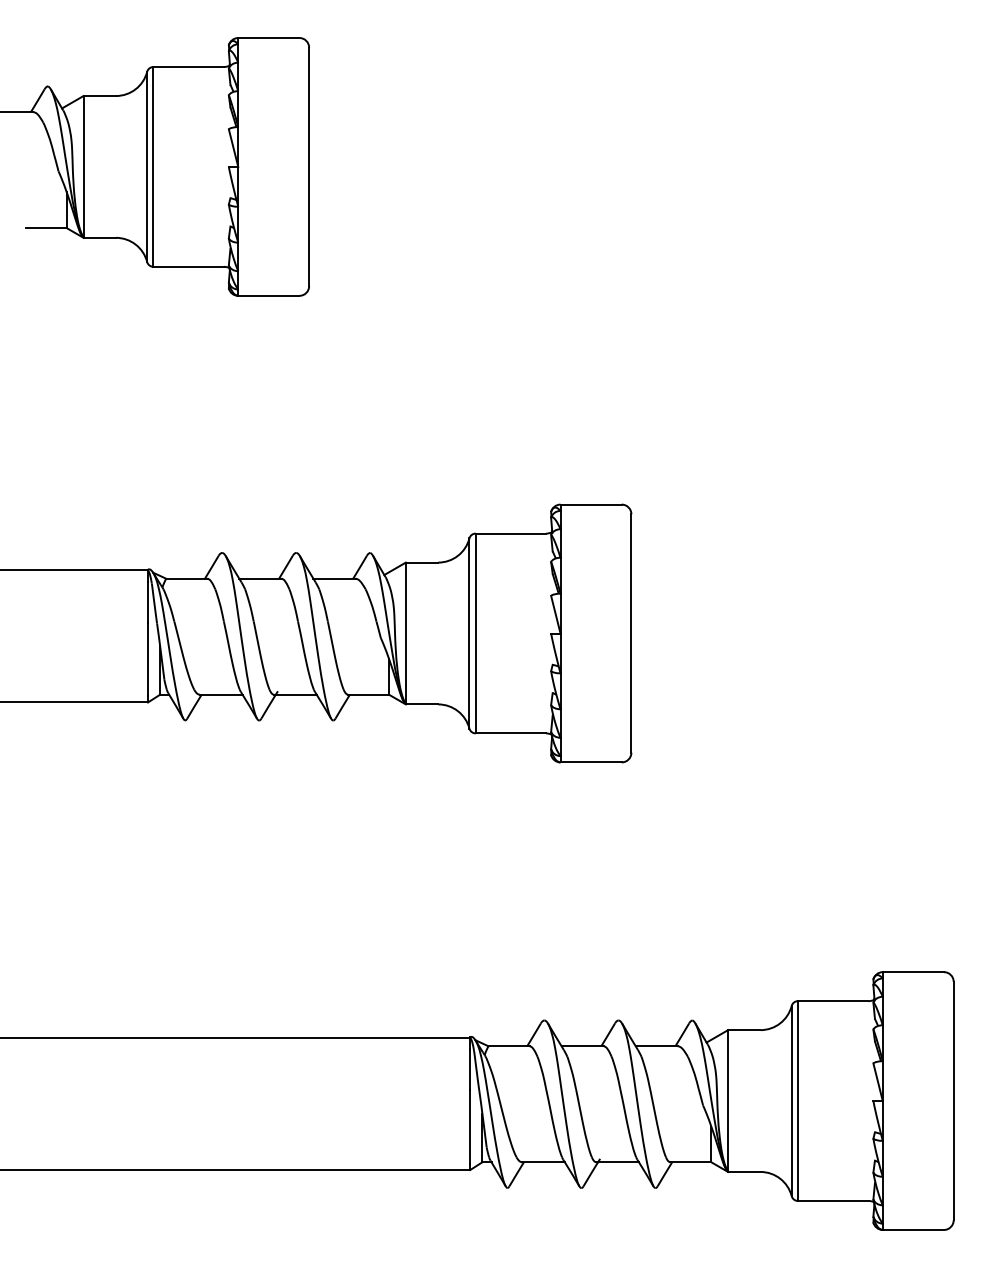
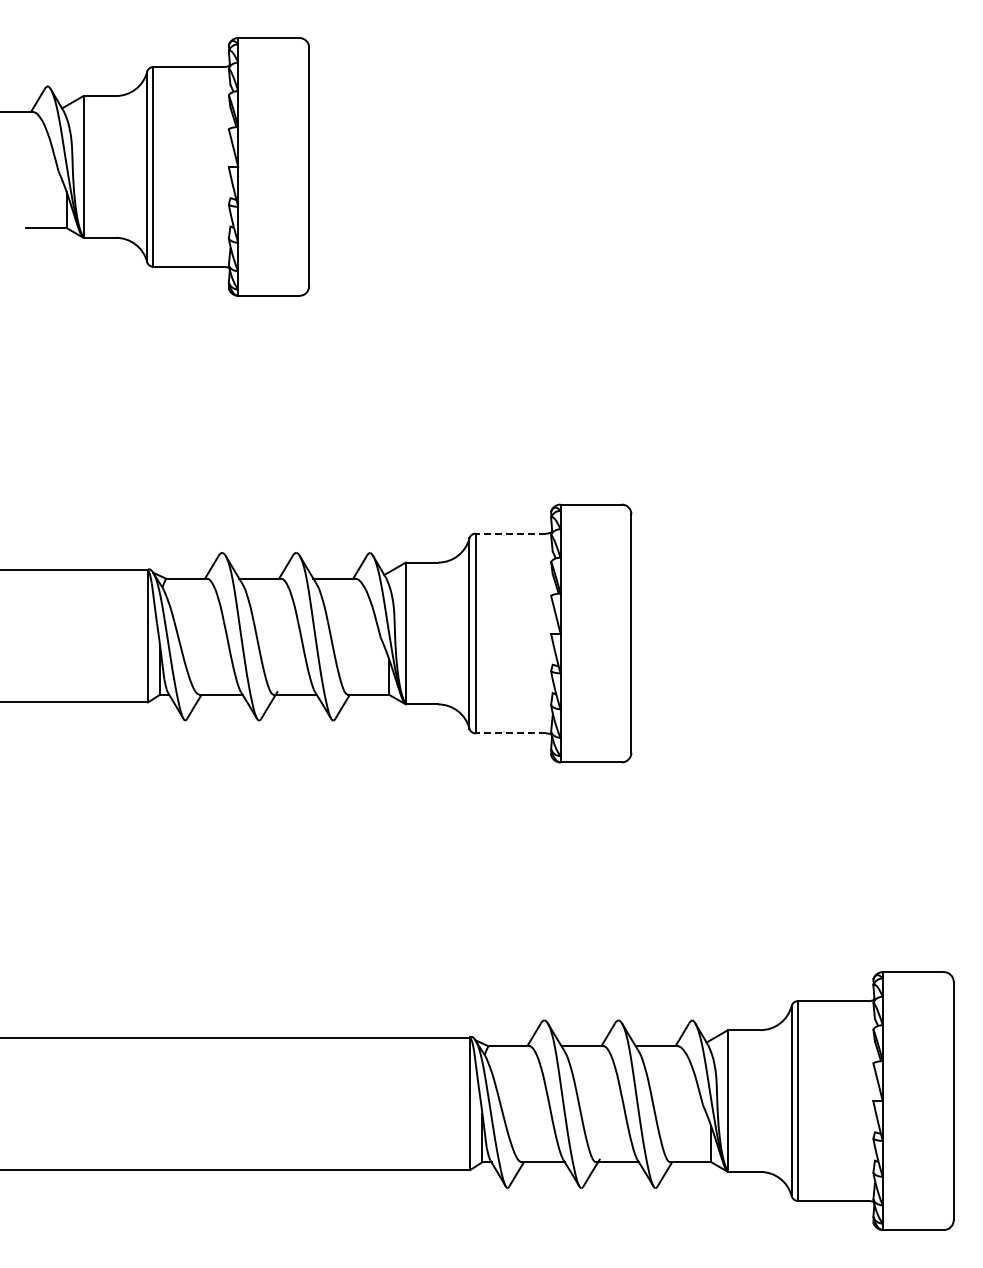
line: solid -> dashed (510, 533)
line: solid -> dashed (510, 733)
